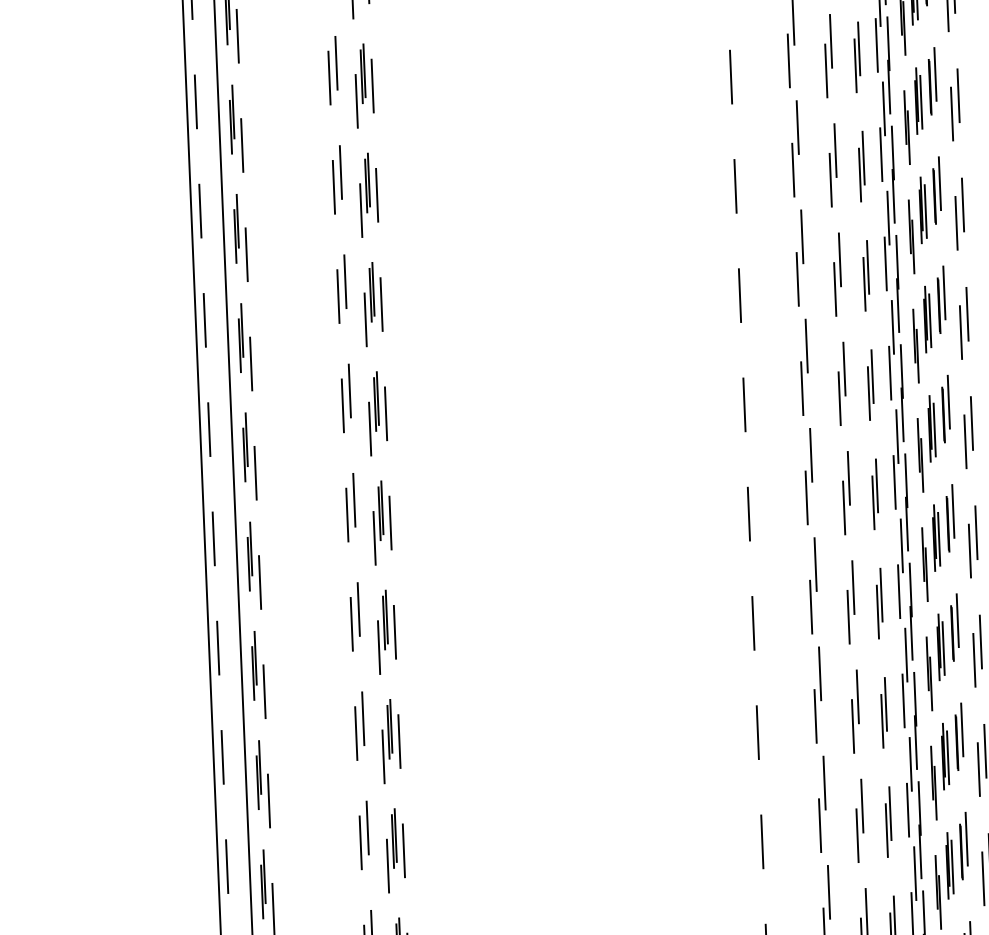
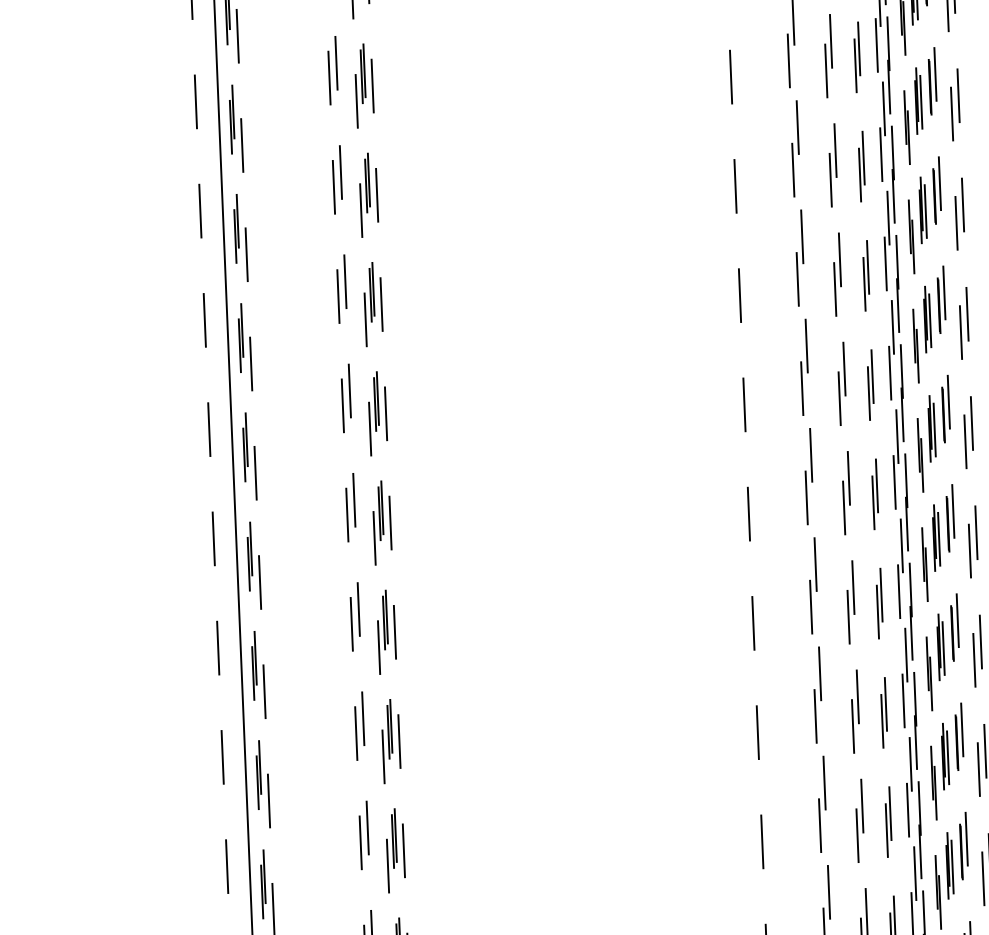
line: present -> none (201, 466)
